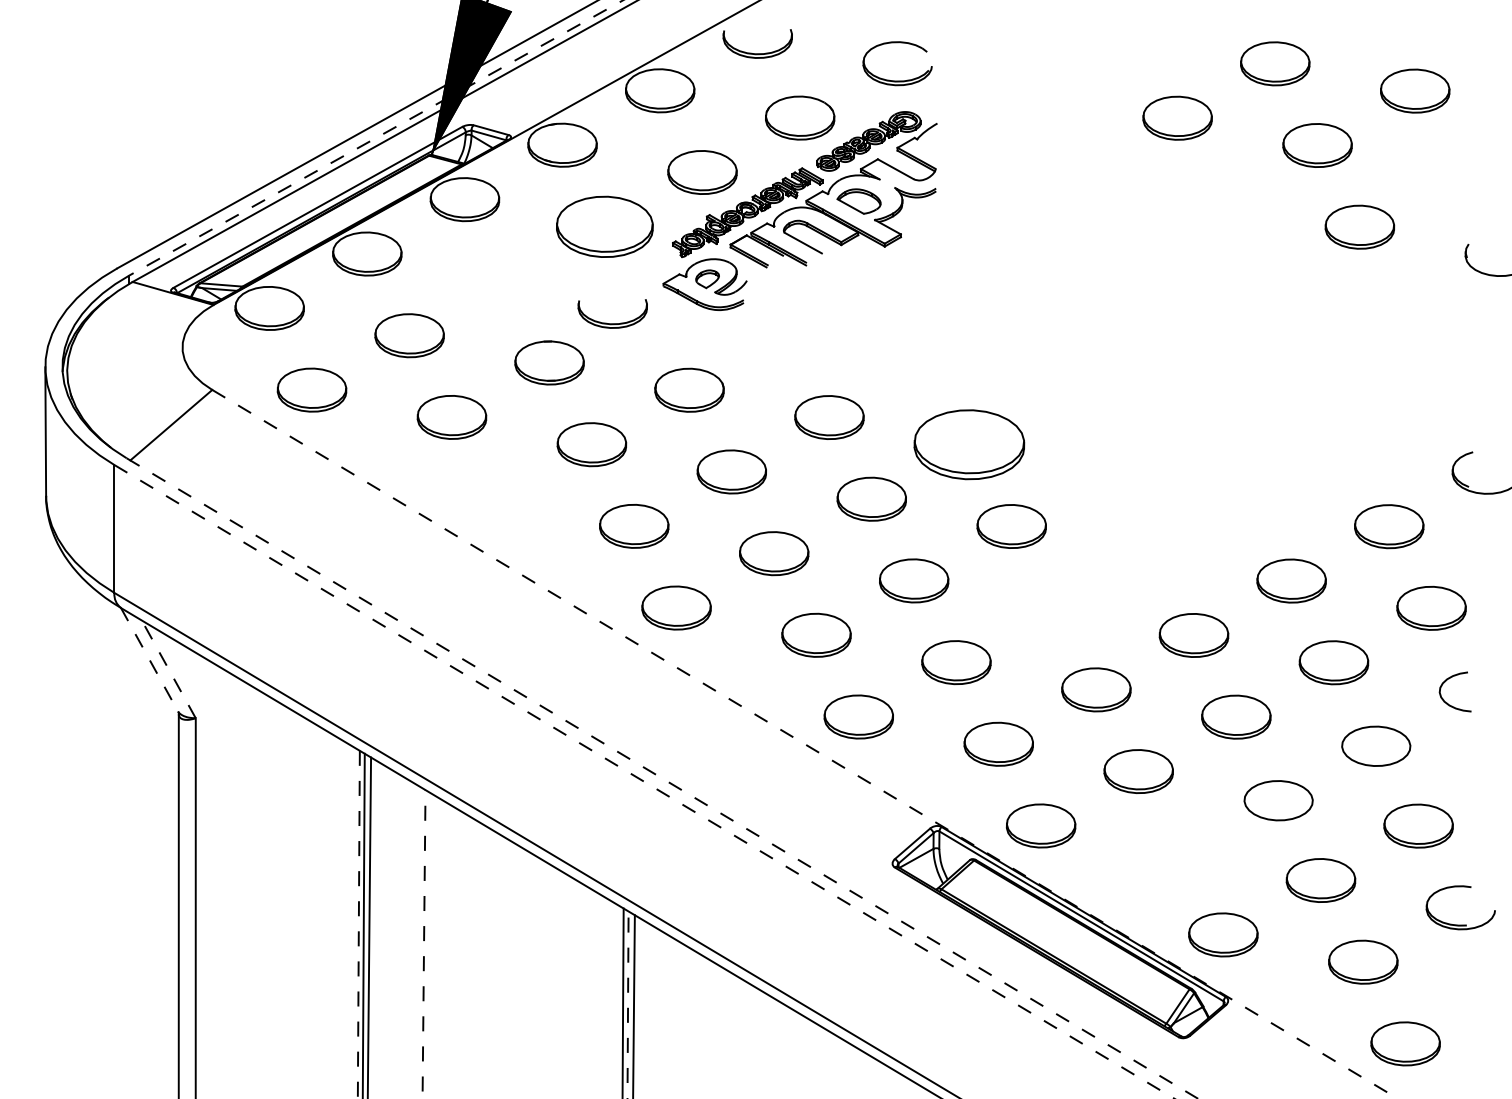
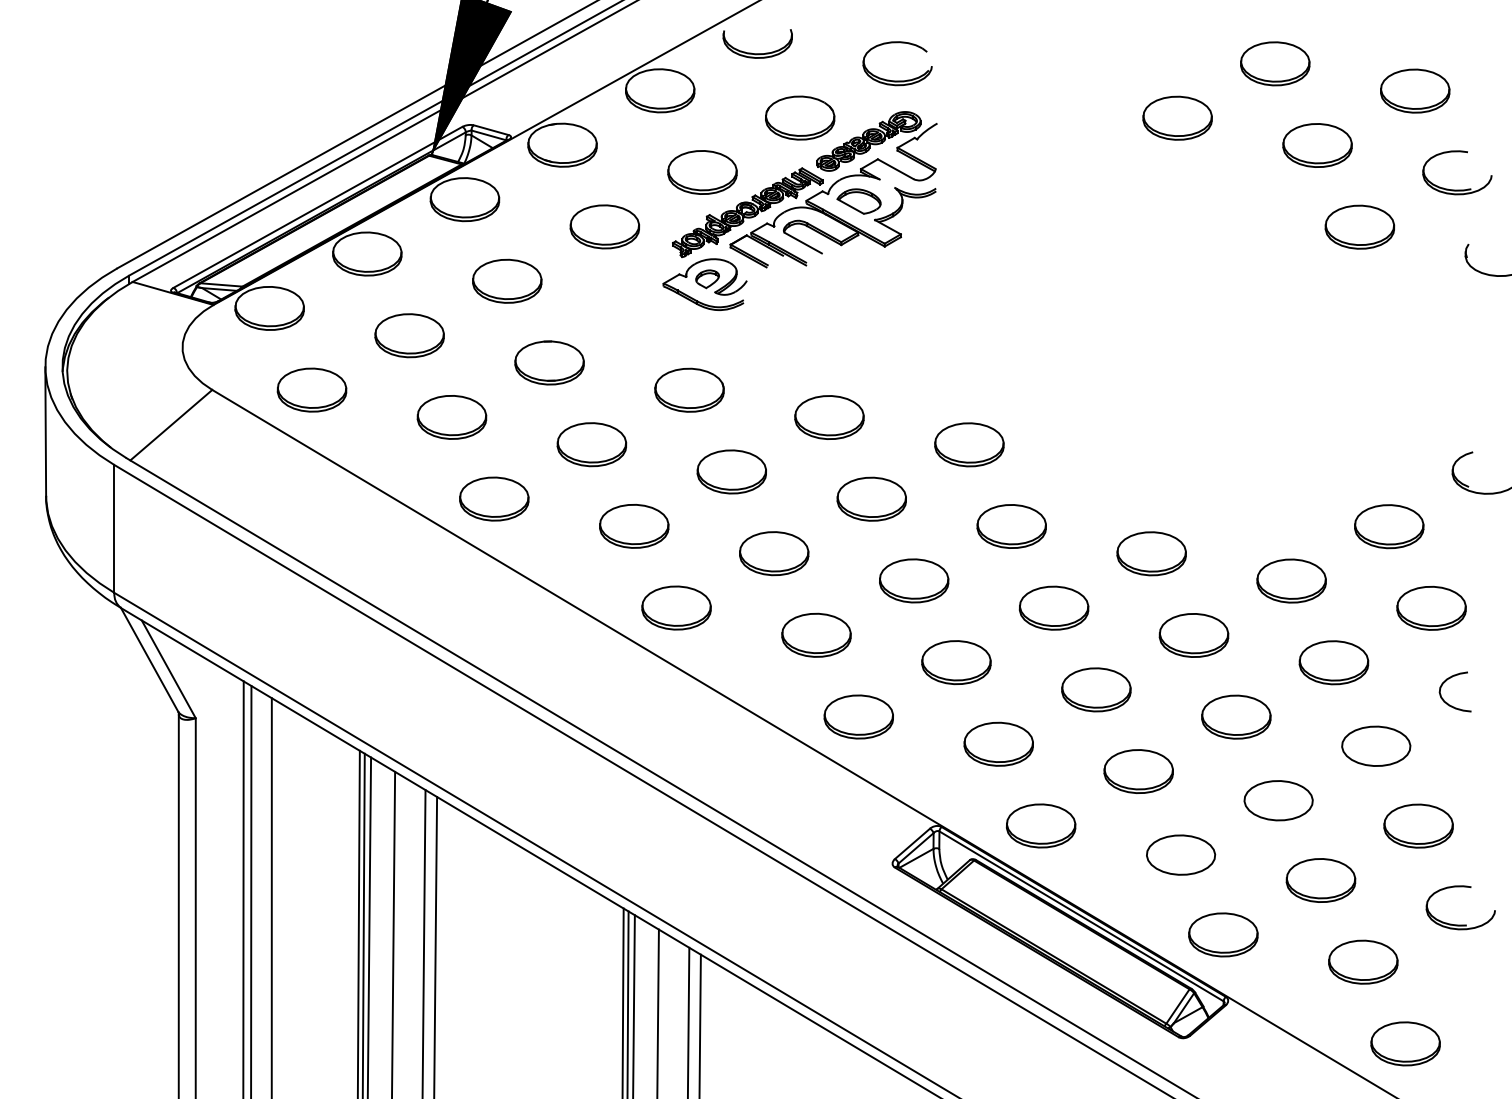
line: dashed -> solid (376, 137)
part: none -> present (1457, 189)
part size: 98x63 px -> 72x46 px (604, 226)
part: none -> present (507, 280)
part: present -> none (612, 323)
part size: 113x72 px -> 71x46 px (969, 444)
part: none -> present (494, 498)
part: none -> present (1151, 553)
part: none -> present (1053, 607)
line: dashed -> solid (149, 660)
line: dashed -> solid (168, 669)
line: dashed -> solid (805, 744)
line: dashed -> solid (662, 778)
line: dashed -> solid (644, 782)
part: none -> present (1181, 854)
line: none -> present (243, 888)
line: none -> present (251, 890)
line: none -> present (271, 896)
line: dashed -> solid (358, 924)
line: none -> present (393, 933)
line: dashed -> solid (424, 944)
line: none -> present (435, 945)
line: dashed -> solid (628, 1004)
line: none -> present (657, 1012)
line: none -> present (688, 1021)
line: none -> present (699, 1024)
